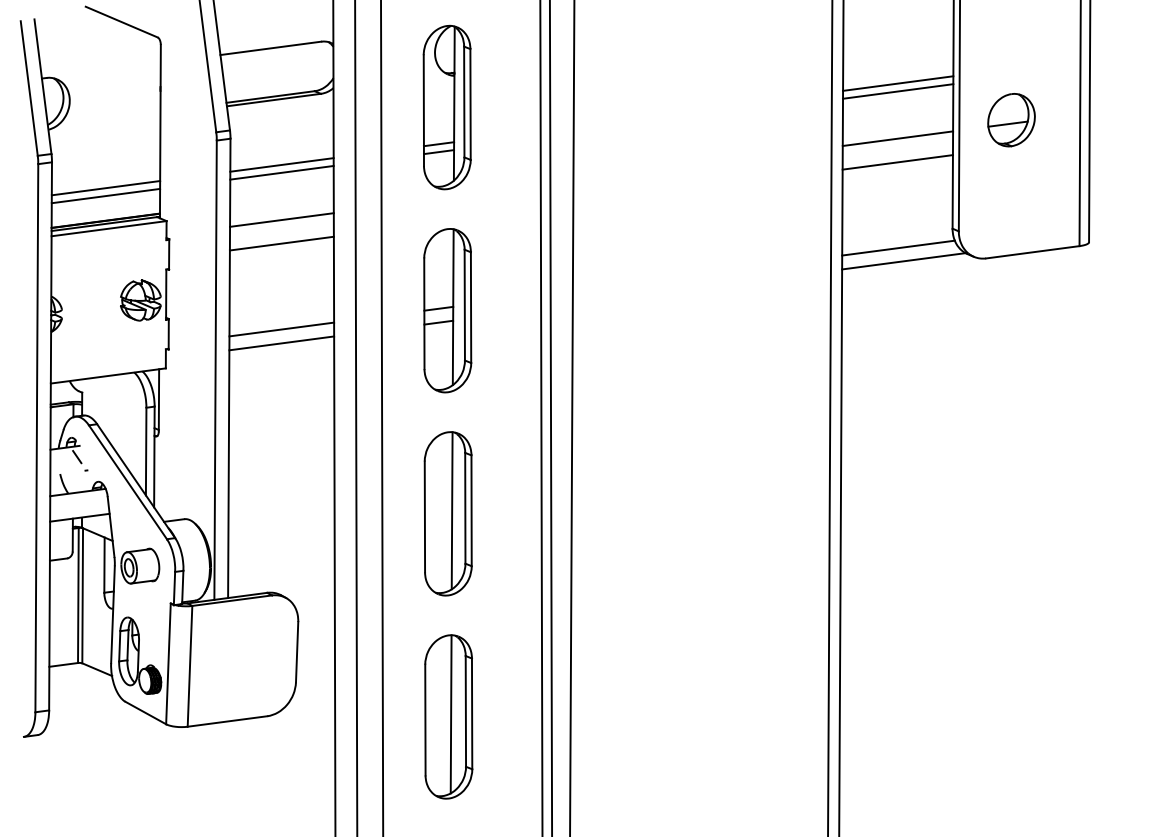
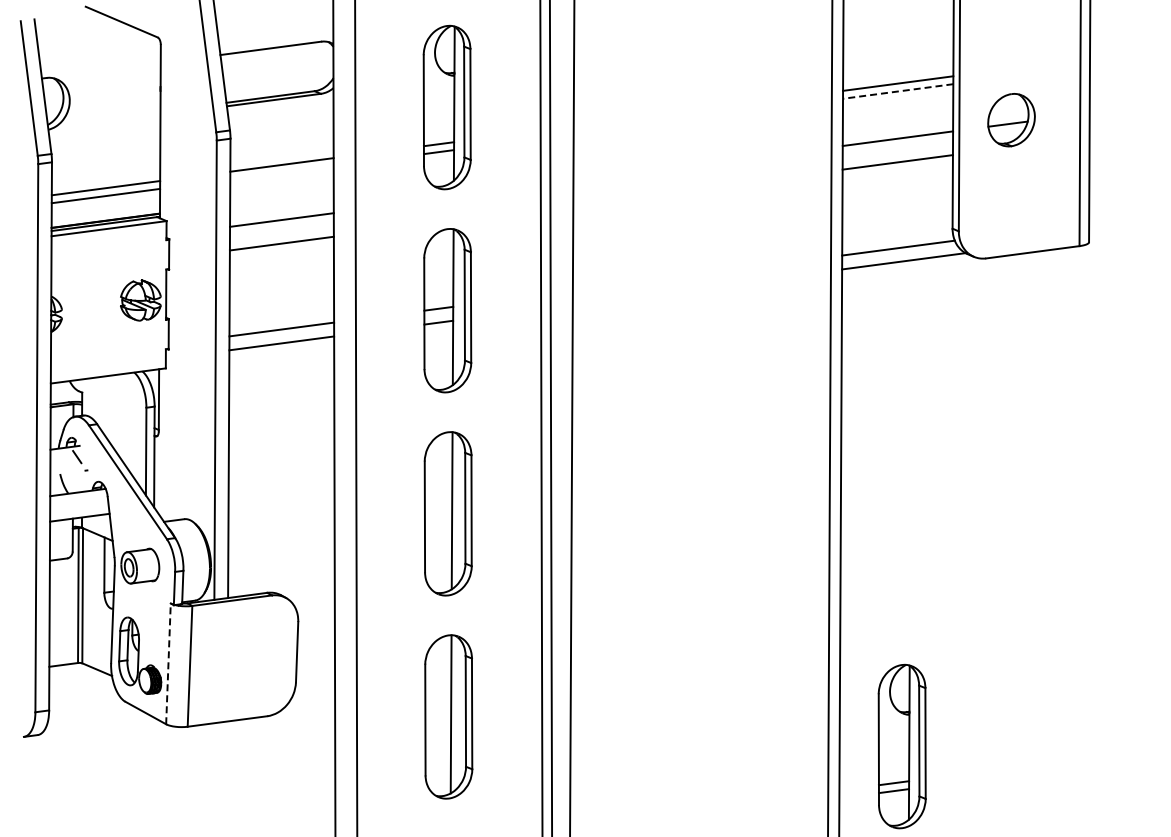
line: solid -> dashed (898, 91)
line: present -> none (281, 172)
line: present -> none (382, 417)
line: solid -> dashed (168, 663)
part: none -> present (901, 746)
